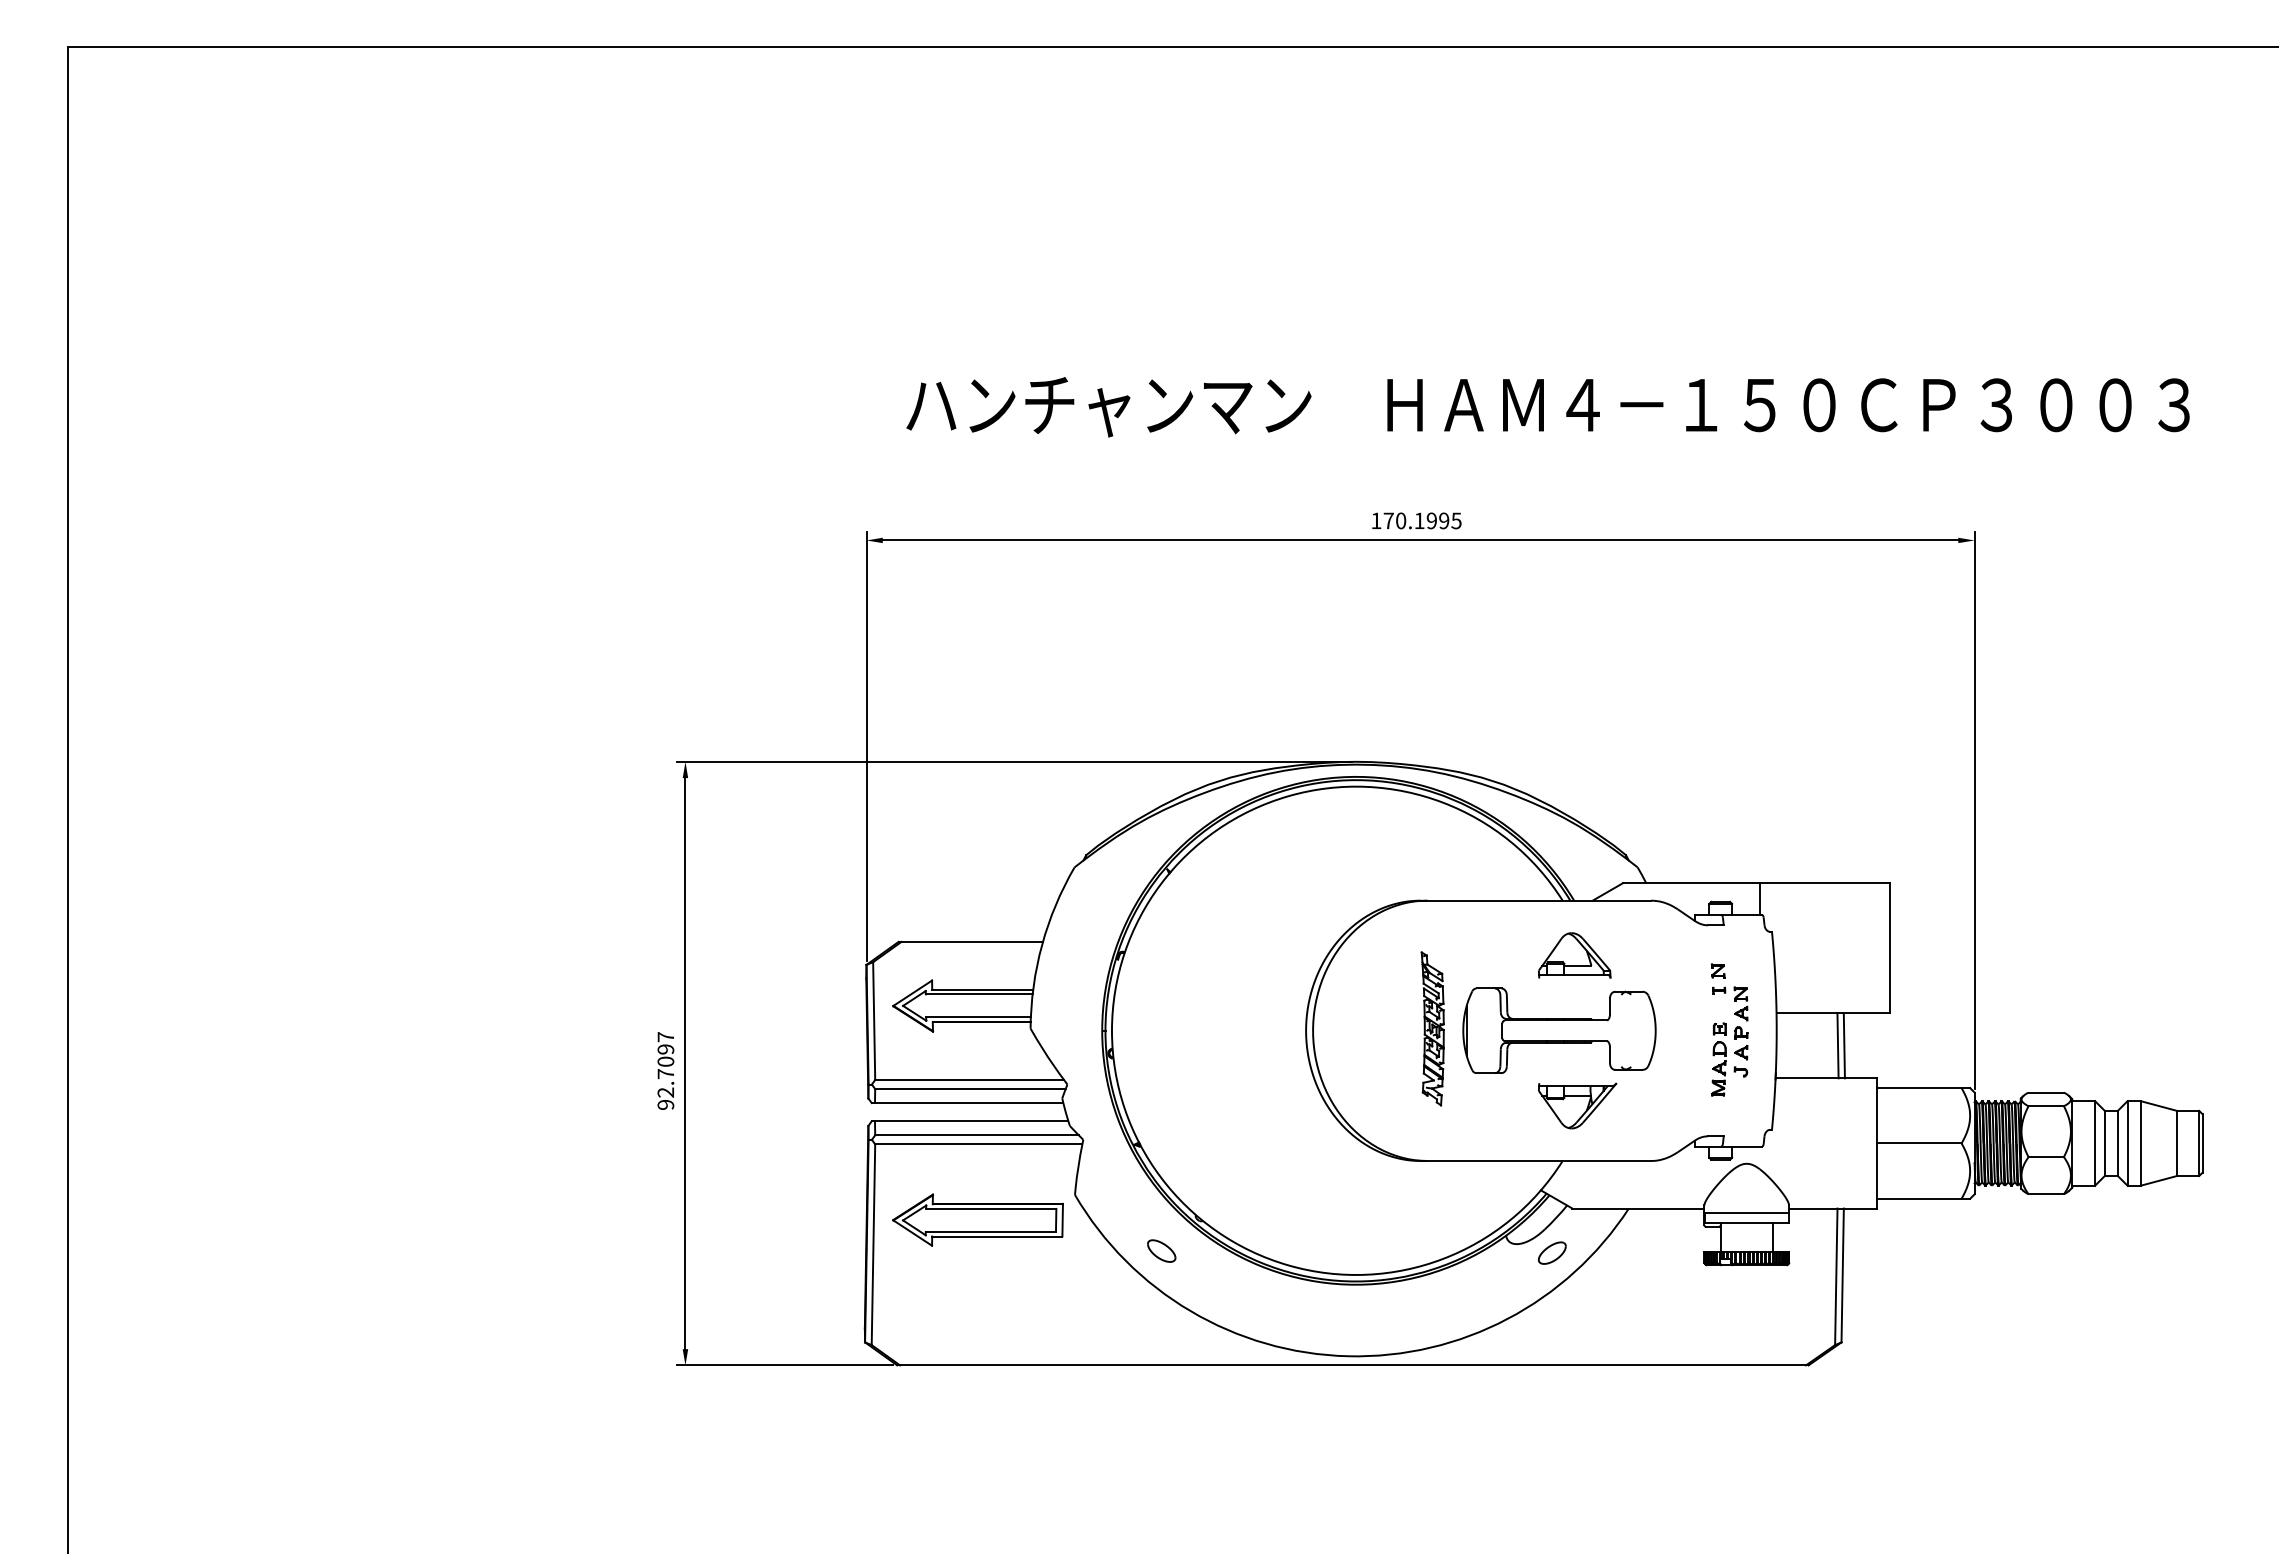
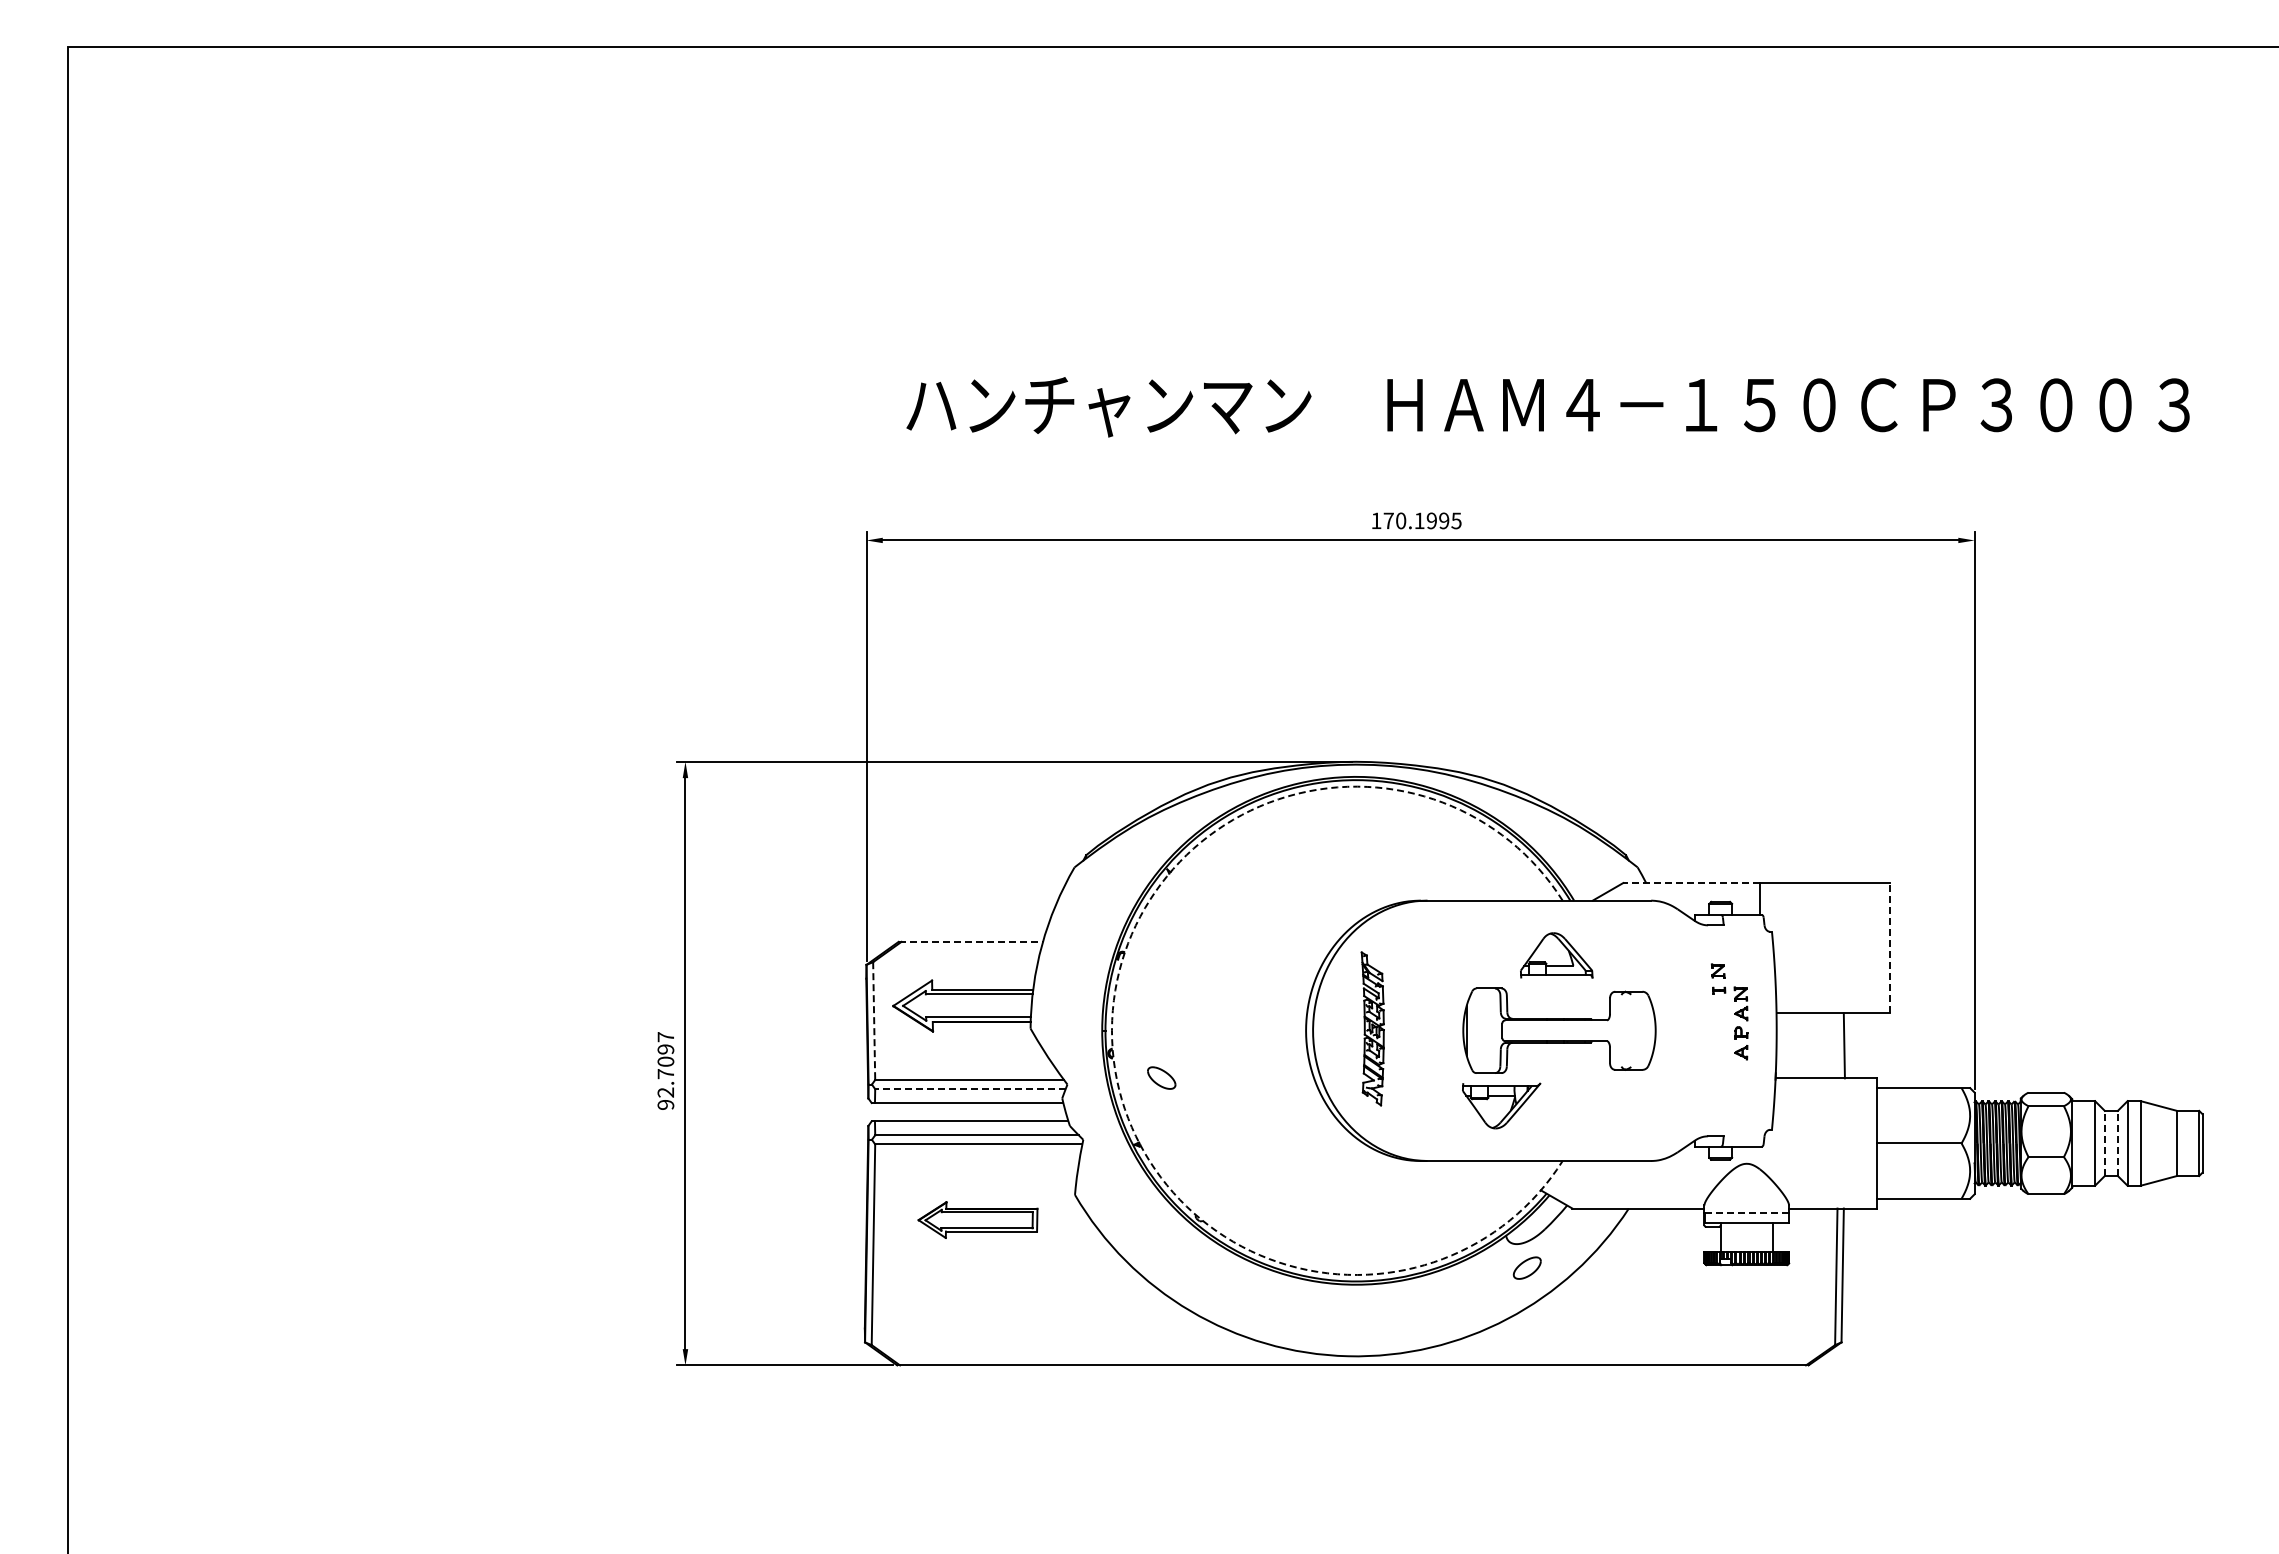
line: solid -> dashed (1691, 883)
line: solid -> dashed (971, 941)
line: solid -> dashed (1889, 947)
part position: (1574, 955) -> (1556, 955) (1556, 955)
line: solid -> dashed (874, 1021)
part position: (1432, 1028) -> (1372, 1028) (1372, 1028)
arc: solid -> dashed (1111, 1030)
line: present -> none (1837, 1045)
part: present -> none (1729, 1059)
line: solid -> dashed (969, 1089)
part position: (1577, 1105) -> (1501, 1105) (1501, 1105)
line: solid -> dashed (2104, 1143)
line: solid -> dashed (2117, 1143)
line: solid -> dashed (1747, 1213)
part size: 172x54 px -> 122x38 px (977, 1219)
part position: (1161, 1250) -> (1161, 1077) (1161, 1077)
part position: (1551, 1252) -> (1526, 1267) (1526, 1267)
